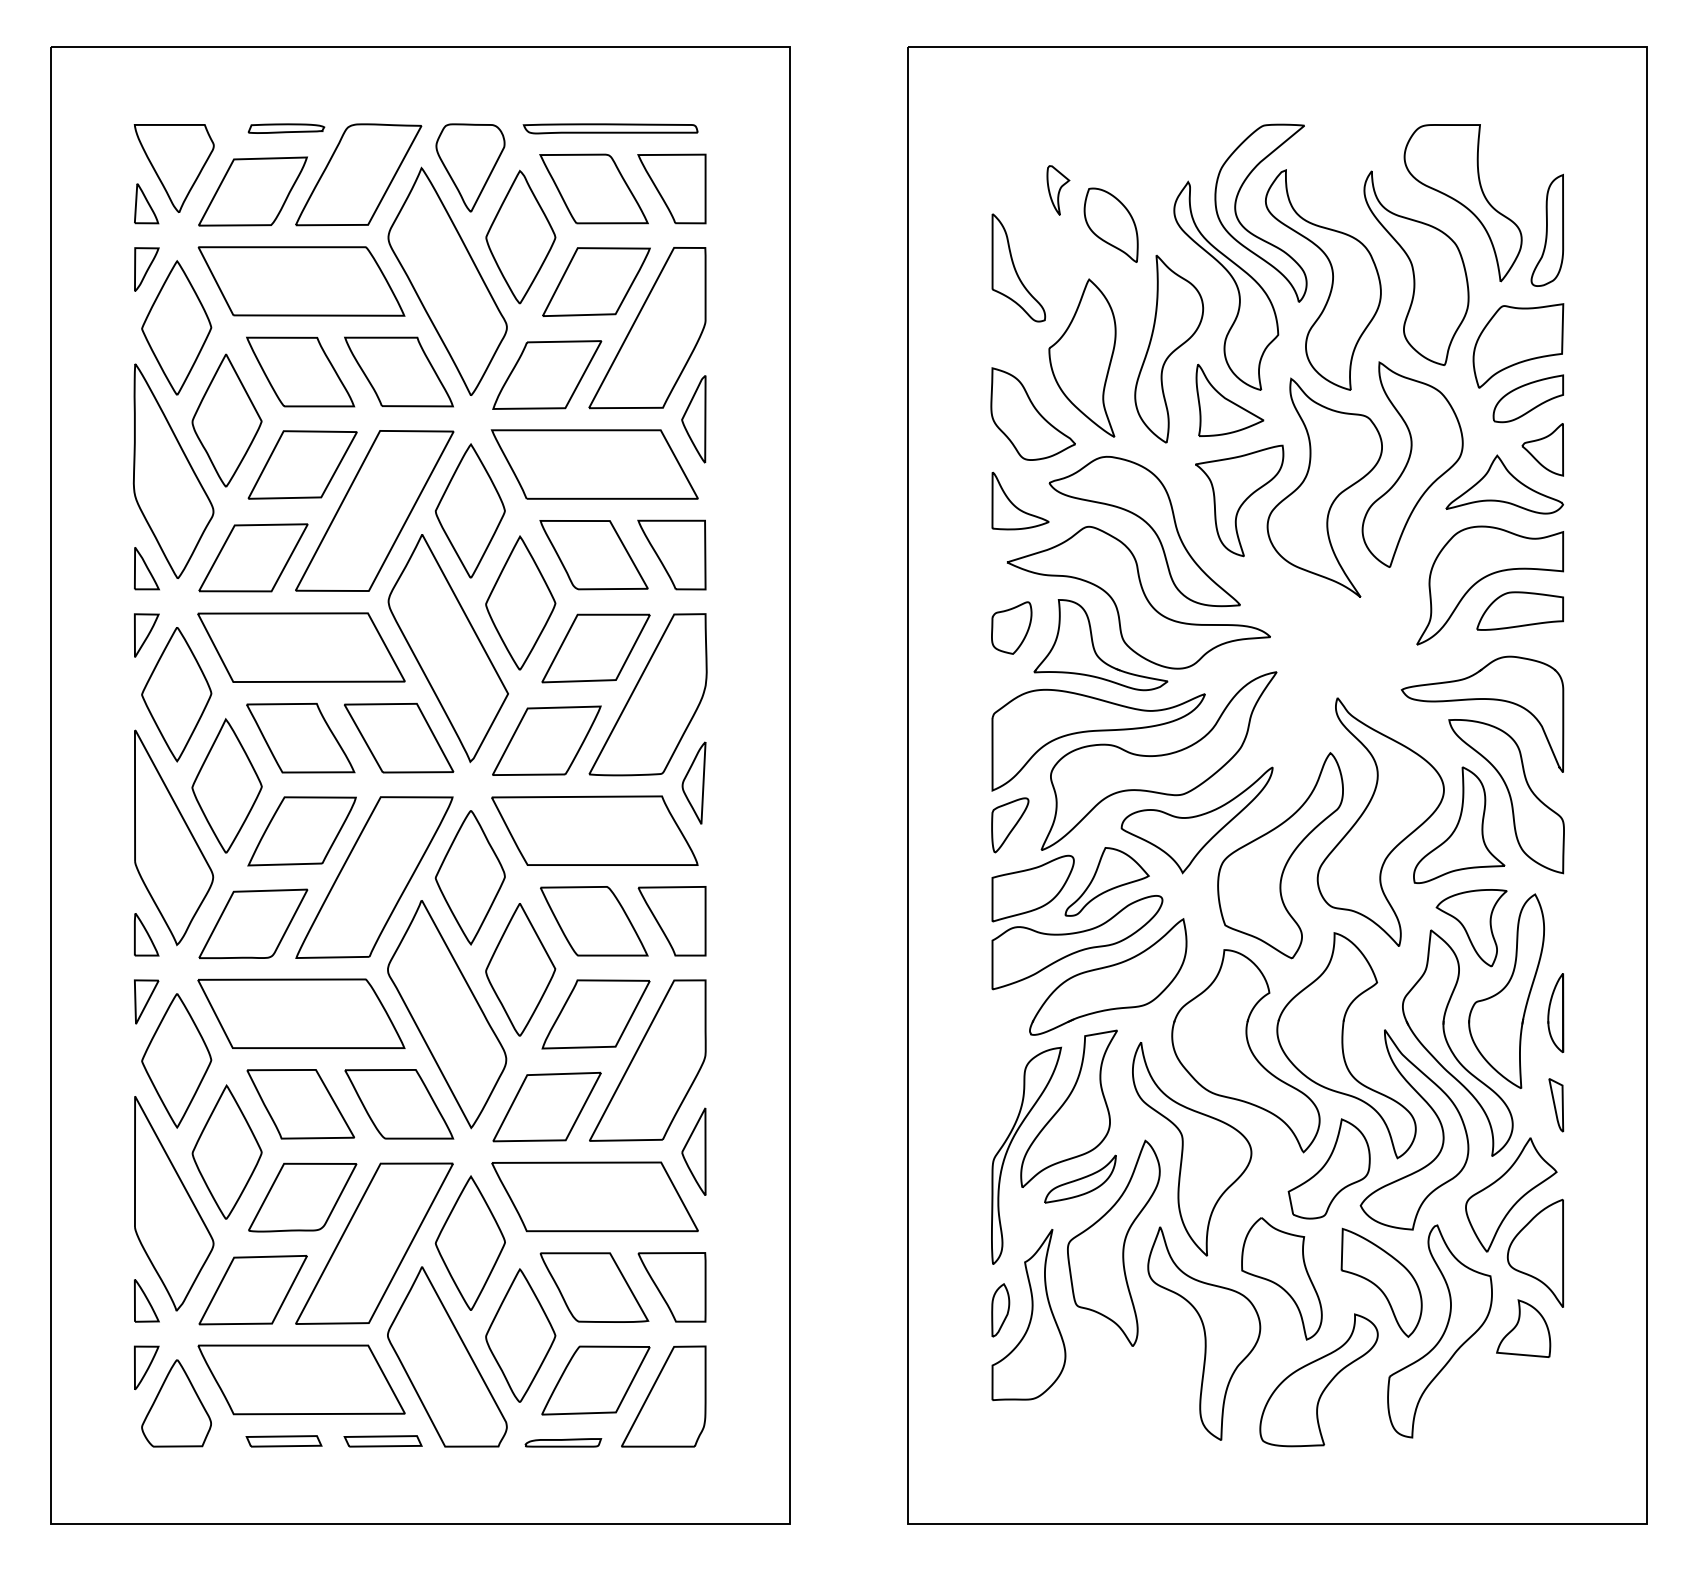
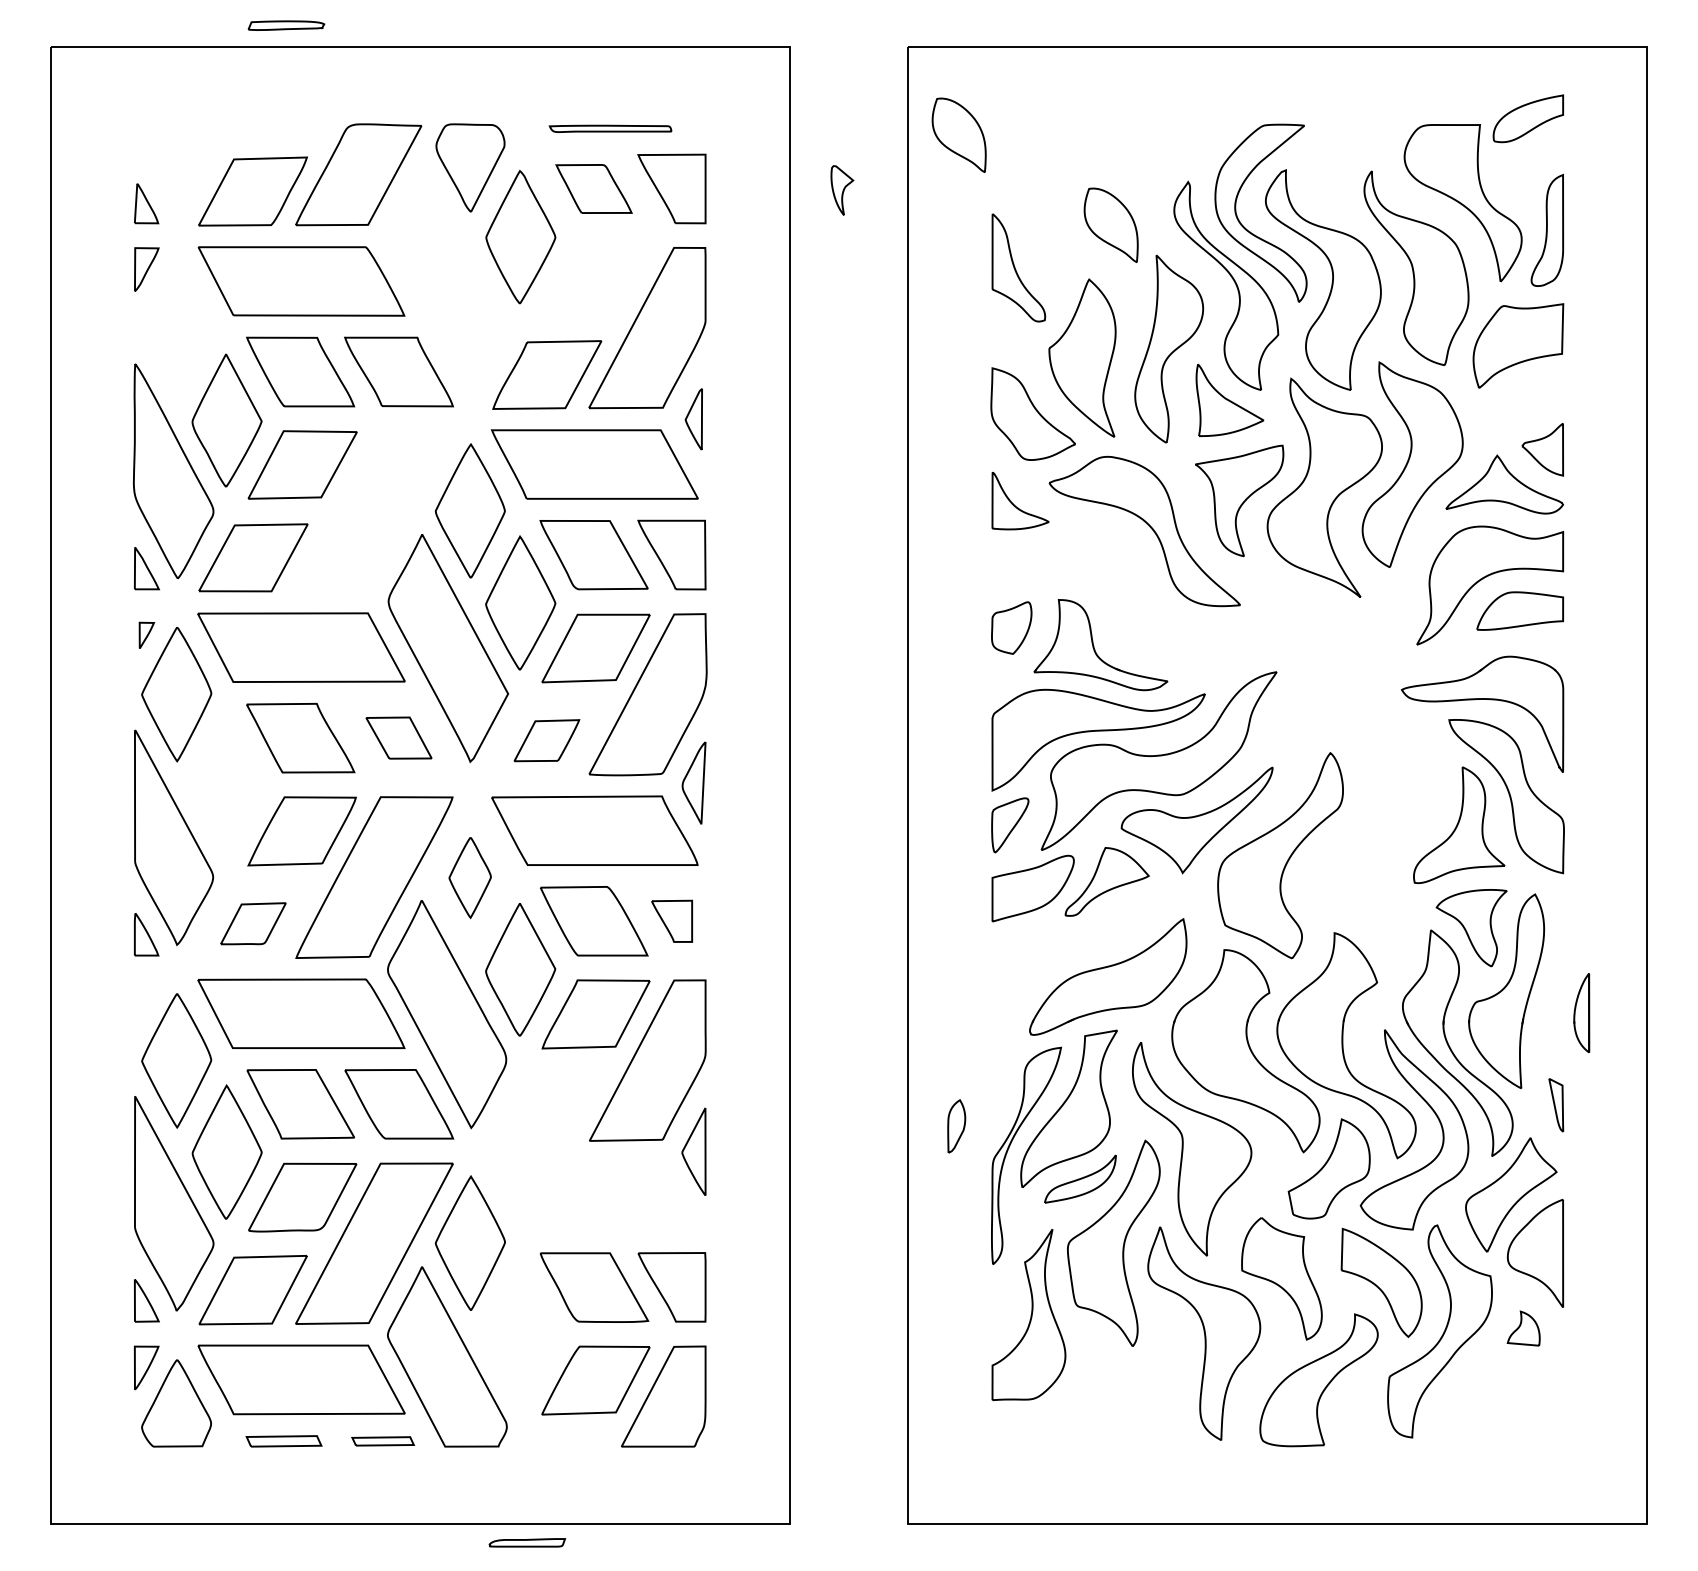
part position: (286, 128) -> (286, 25) (286, 25)
part size: 177x12 px -> 125x9 px (610, 128)
part: none -> present (958, 134)
part: present -> none (173, 168)
part size: 110x72 px -> 78x50 px (593, 188)
part position: (1058, 190) -> (842, 190) (842, 190)
part: present -> none (447, 280)
part: present -> none (596, 281)
part: present -> none (176, 327)
part position: (1527, 398) -> (1527, 118) (1527, 118)
part size: 26x89 px -> 19x63 px (693, 419)
part: present -> none (374, 510)
part: present -> none (1138, 597)
part size: 26x45 px -> 18x28 px (146, 634)
part size: 112x72 px -> 68x44 px (398, 737)
part size: 110x71 px -> 68x44 px (546, 740)
part: present -> none (226, 785)
part: present -> none (1380, 821)
part size: 72x136 px -> 44x83 px (469, 878)
part size: 70x71 px -> 42x44 px (671, 920)
part size: 111x71 px -> 67x44 px (253, 923)
part: present -> none (1077, 942)
part: present -> none (146, 1001)
part position: (1555, 1013) -> (1581, 1013) (1581, 1013)
part: present -> none (546, 1106)
part: present -> none (594, 1196)
part position: (1000, 1310) -> (956, 1126) (956, 1126)
part size: 56x59 px -> 35x37 px (1523, 1328)
part: present -> none (520, 1335)
part size: 80x13 px -> 65x11 px (383, 1441)
part position: (563, 1442) -> (527, 1542) (527, 1542)
